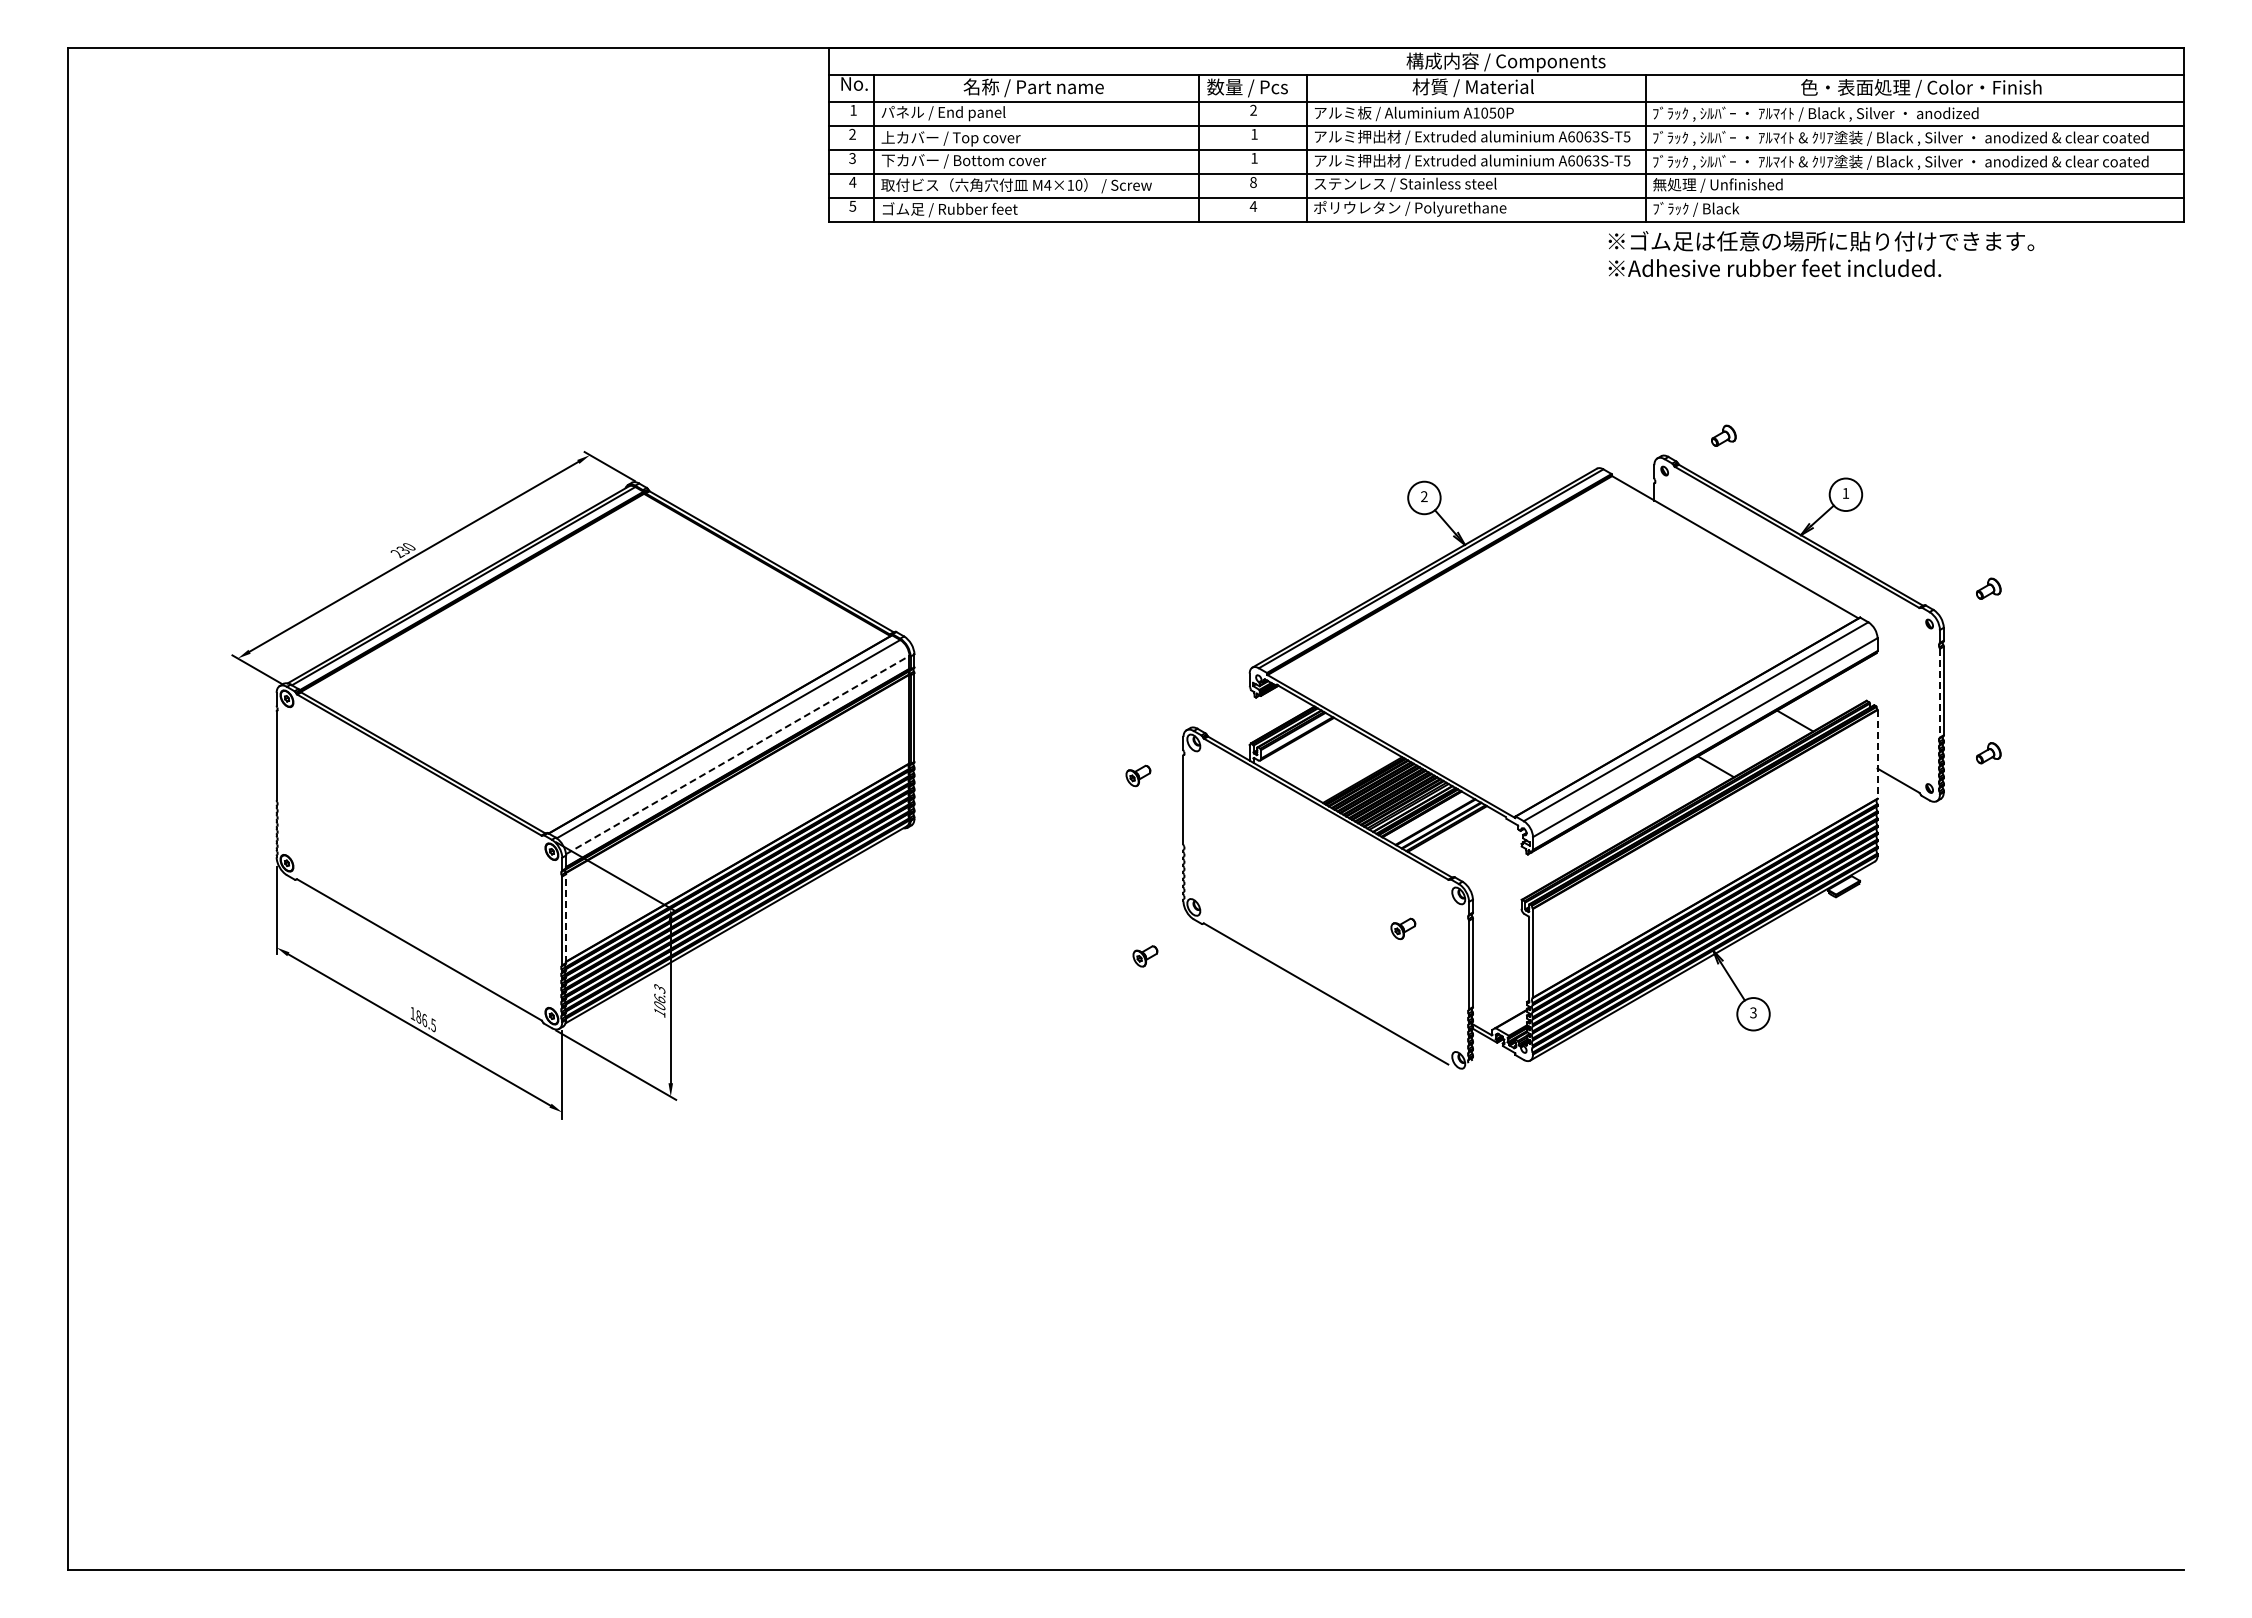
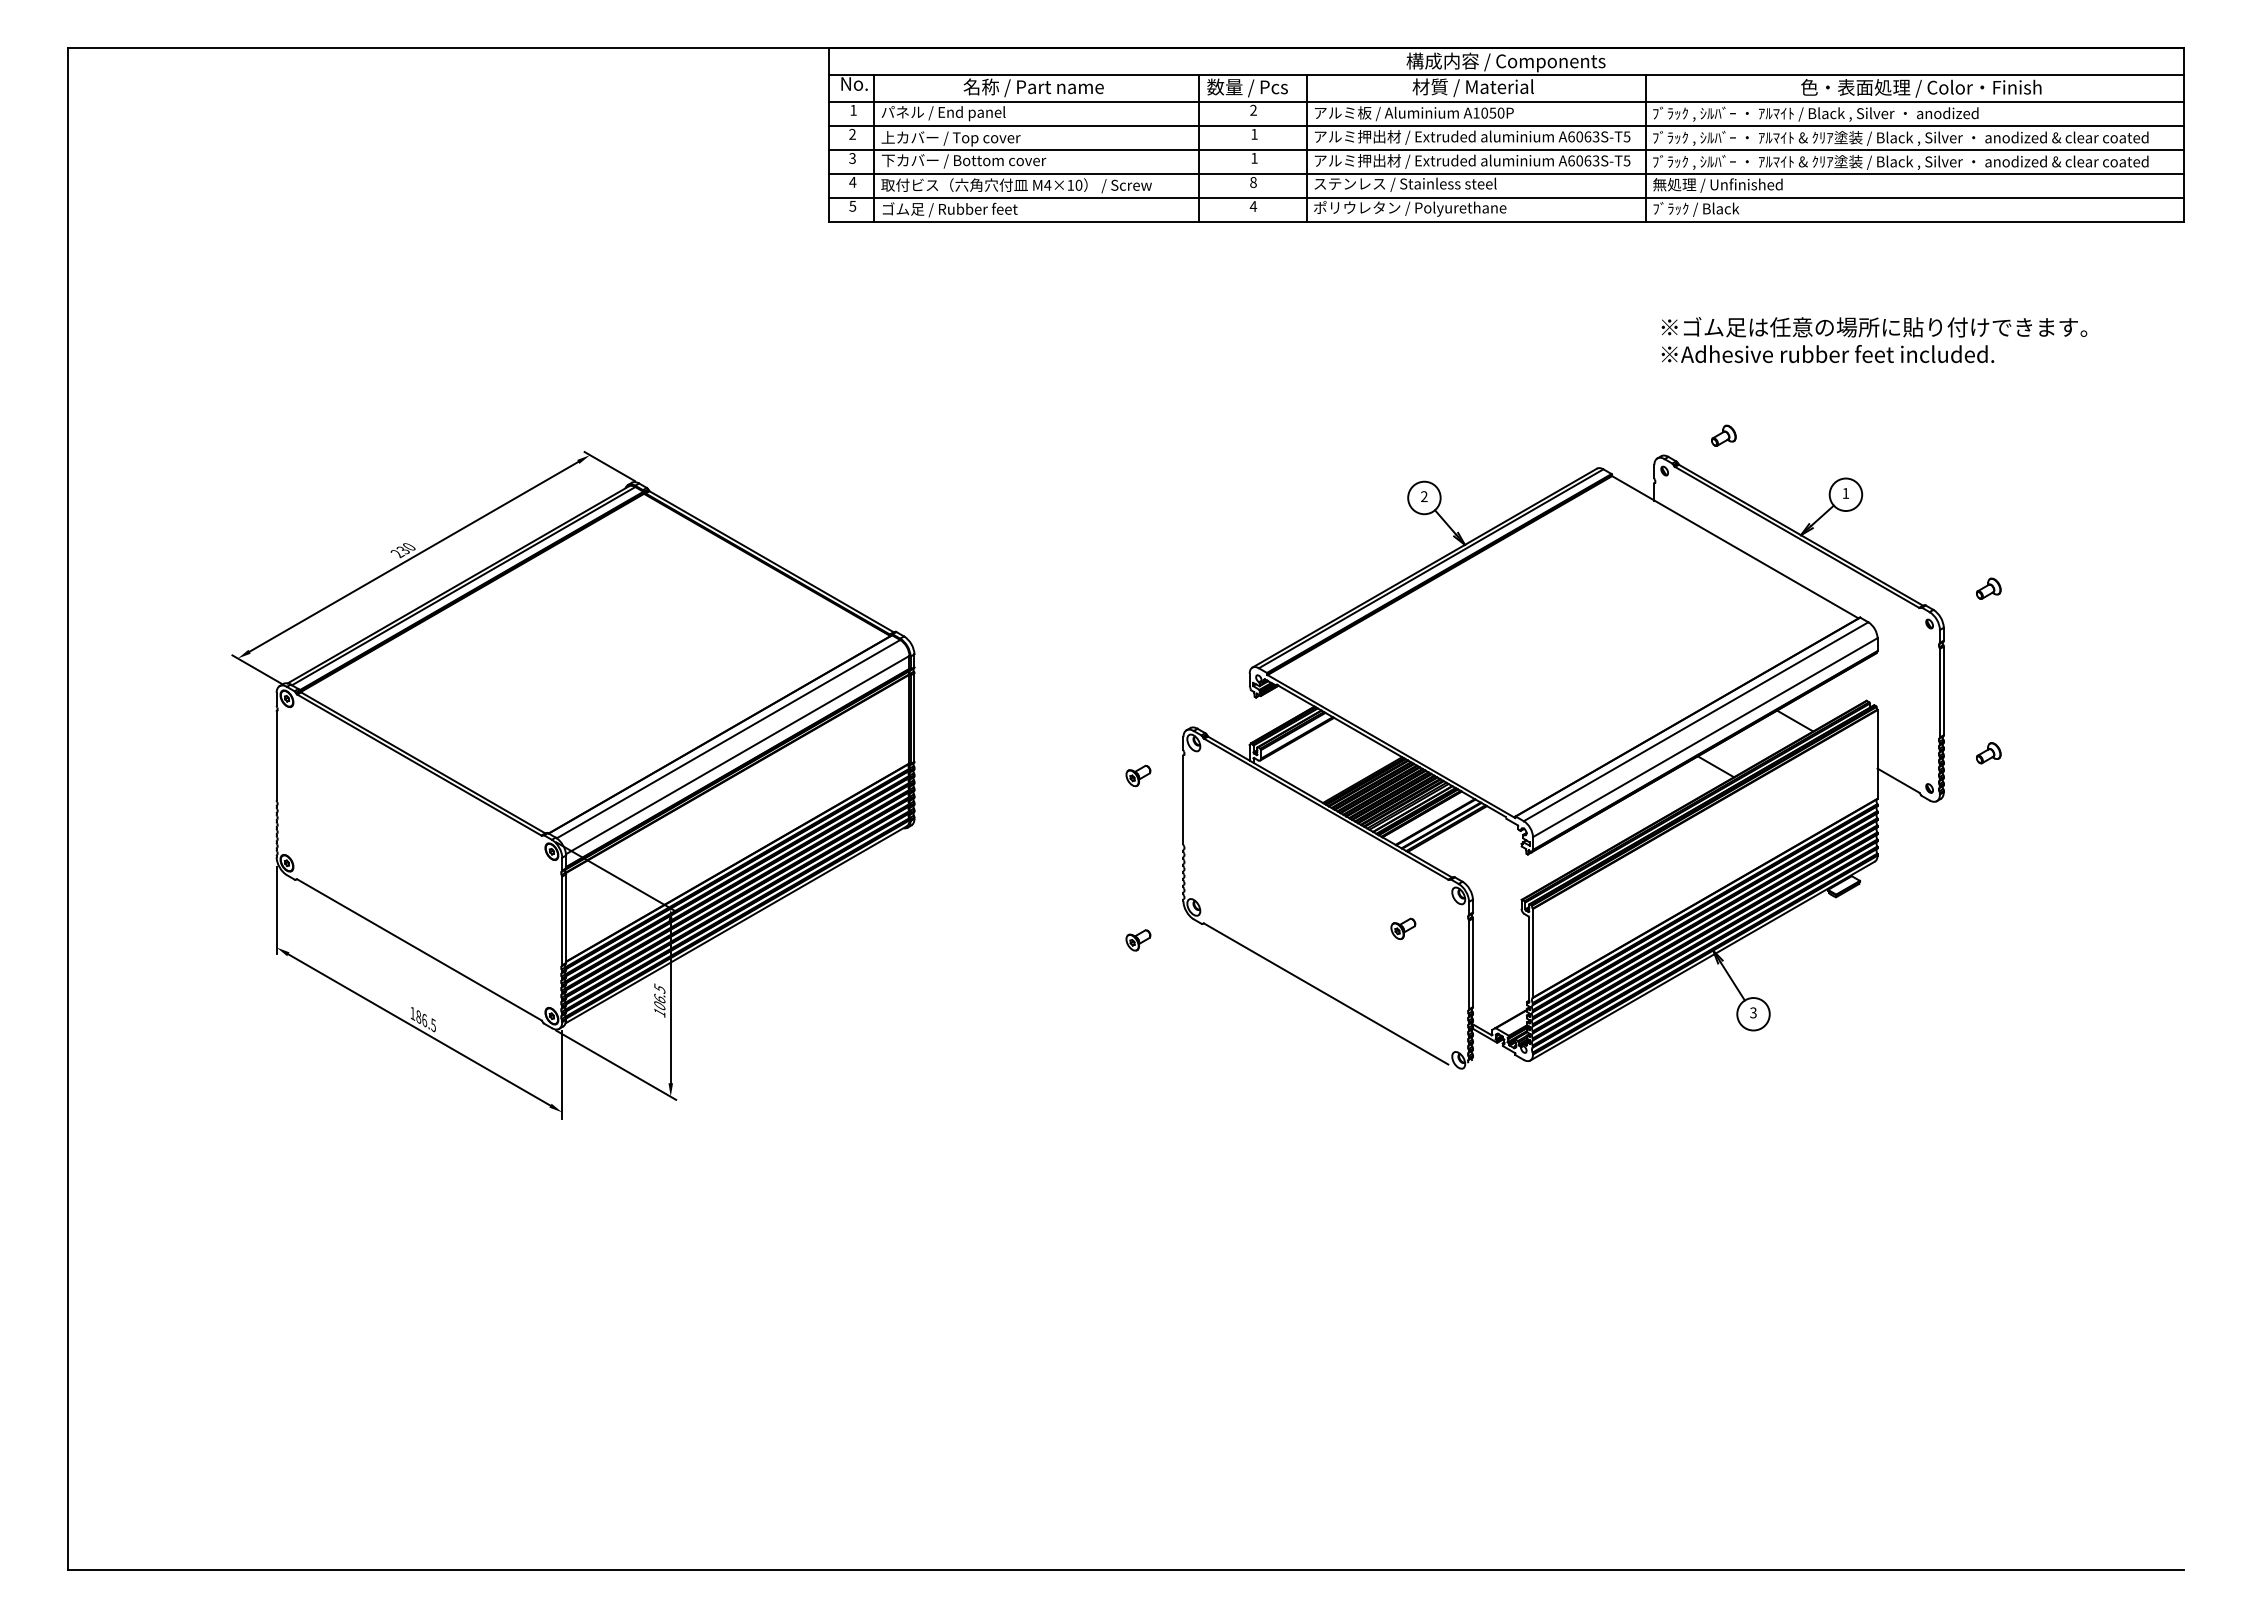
text position: (1821, 253) -> (1874, 339) (1874, 339)
line: dashed -> solid (1939, 693)
line: dashed -> solid (738, 754)
line: dashed -> solid (1877, 754)
line: dashed -> solid (566, 918)
part position: (1145, 956) -> (1138, 940) (1138, 940)
text: 106.3 -> 106.5 (659, 986)
